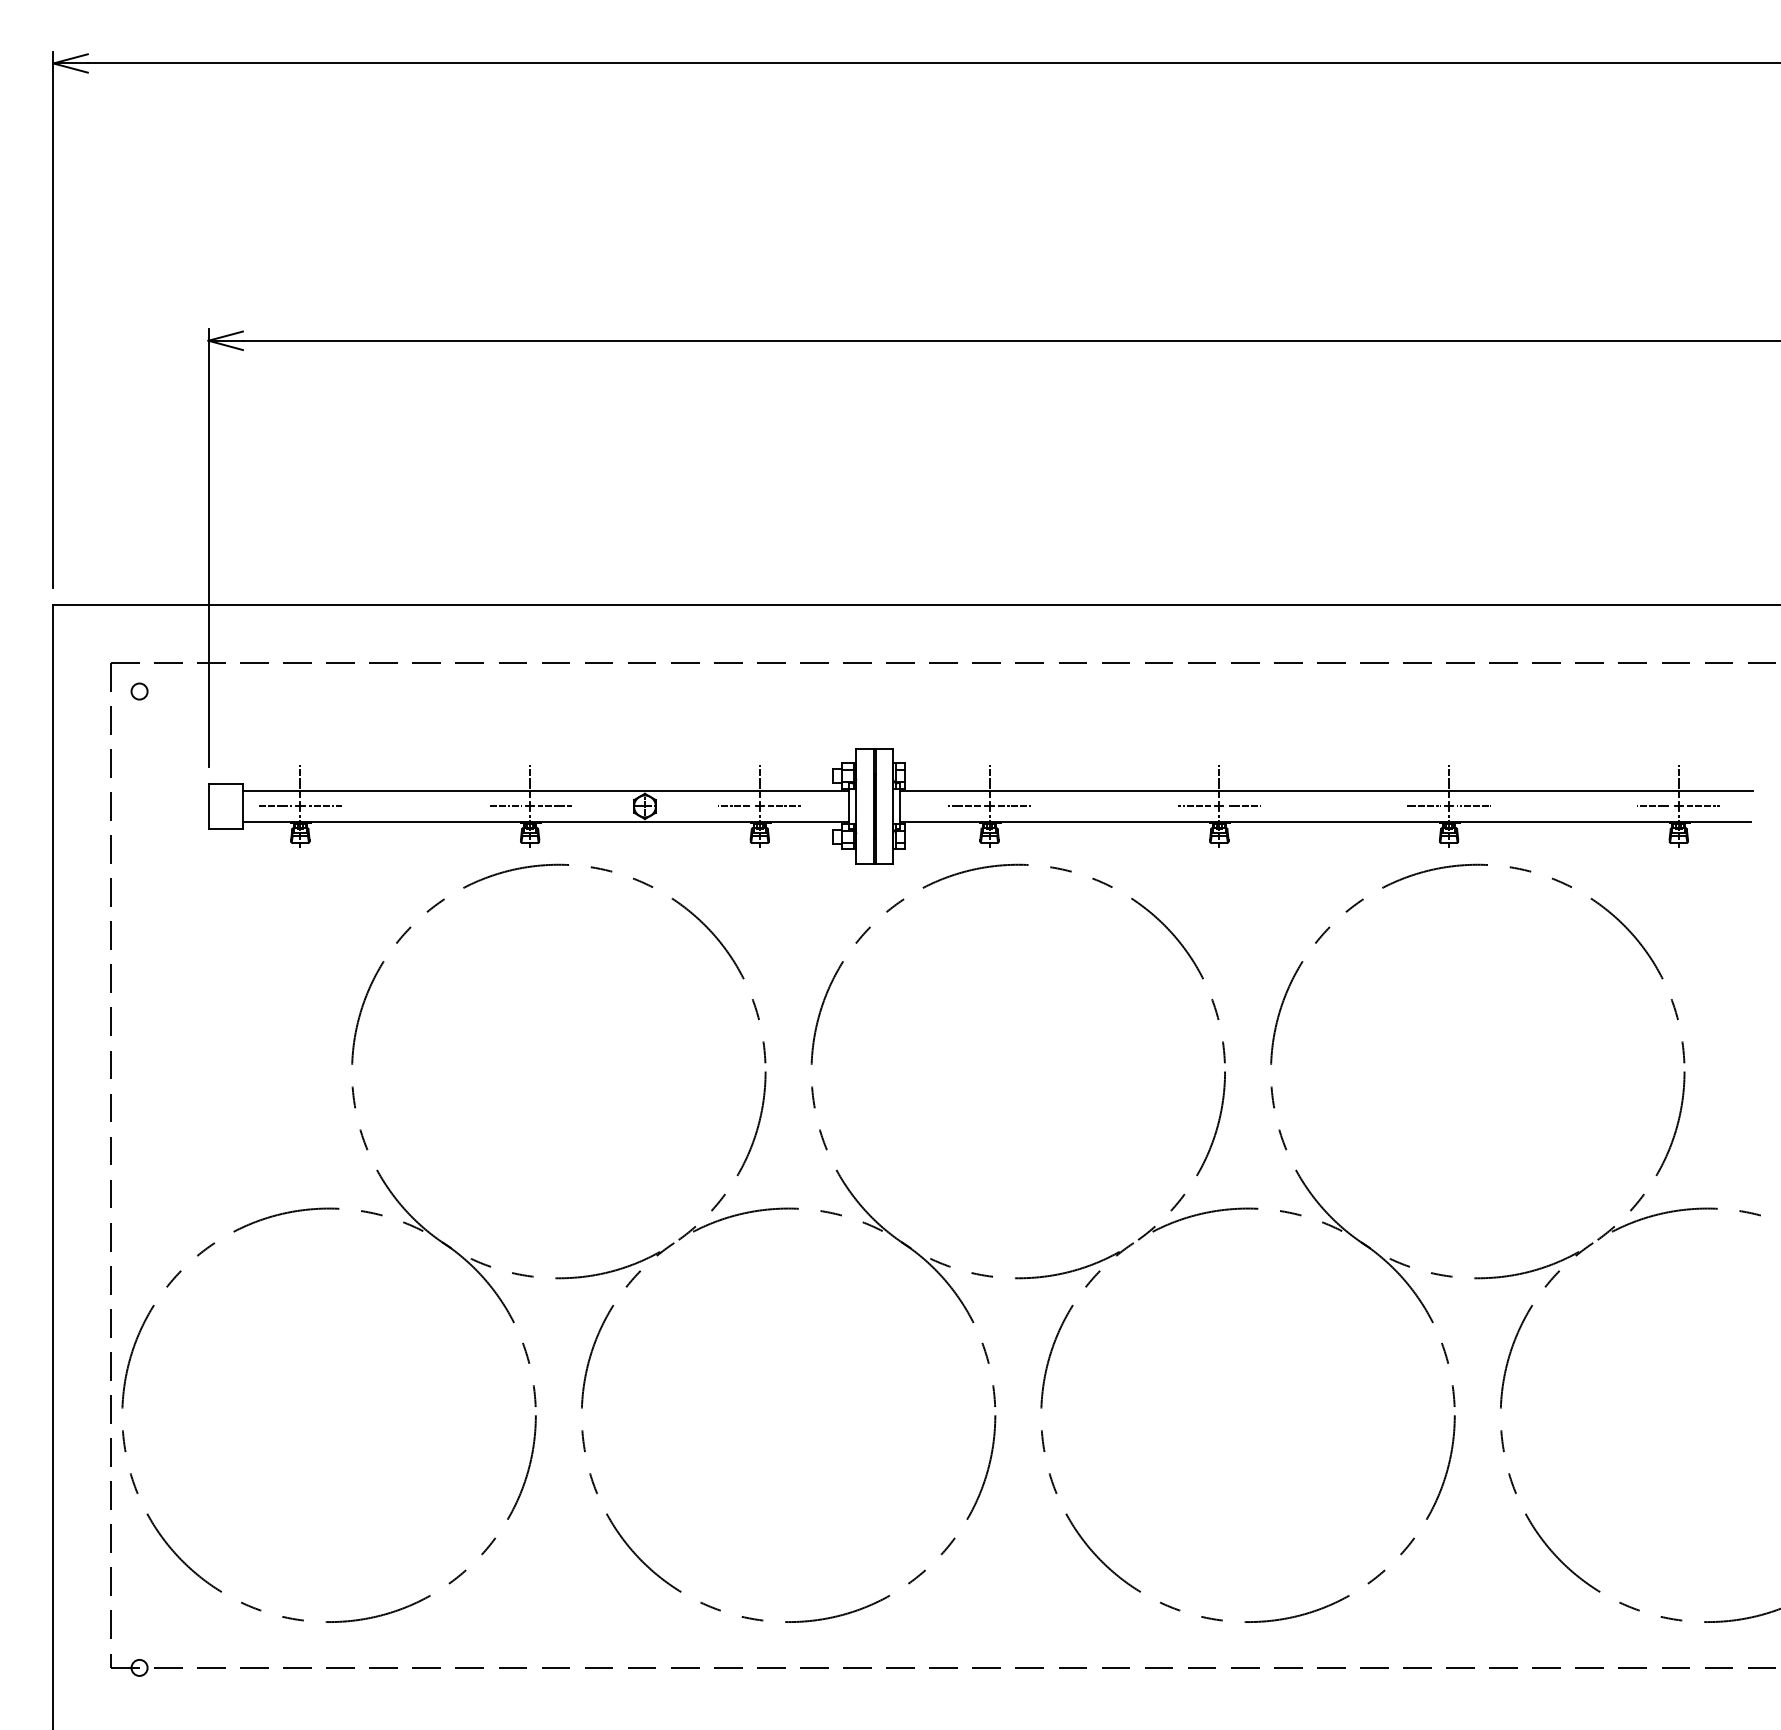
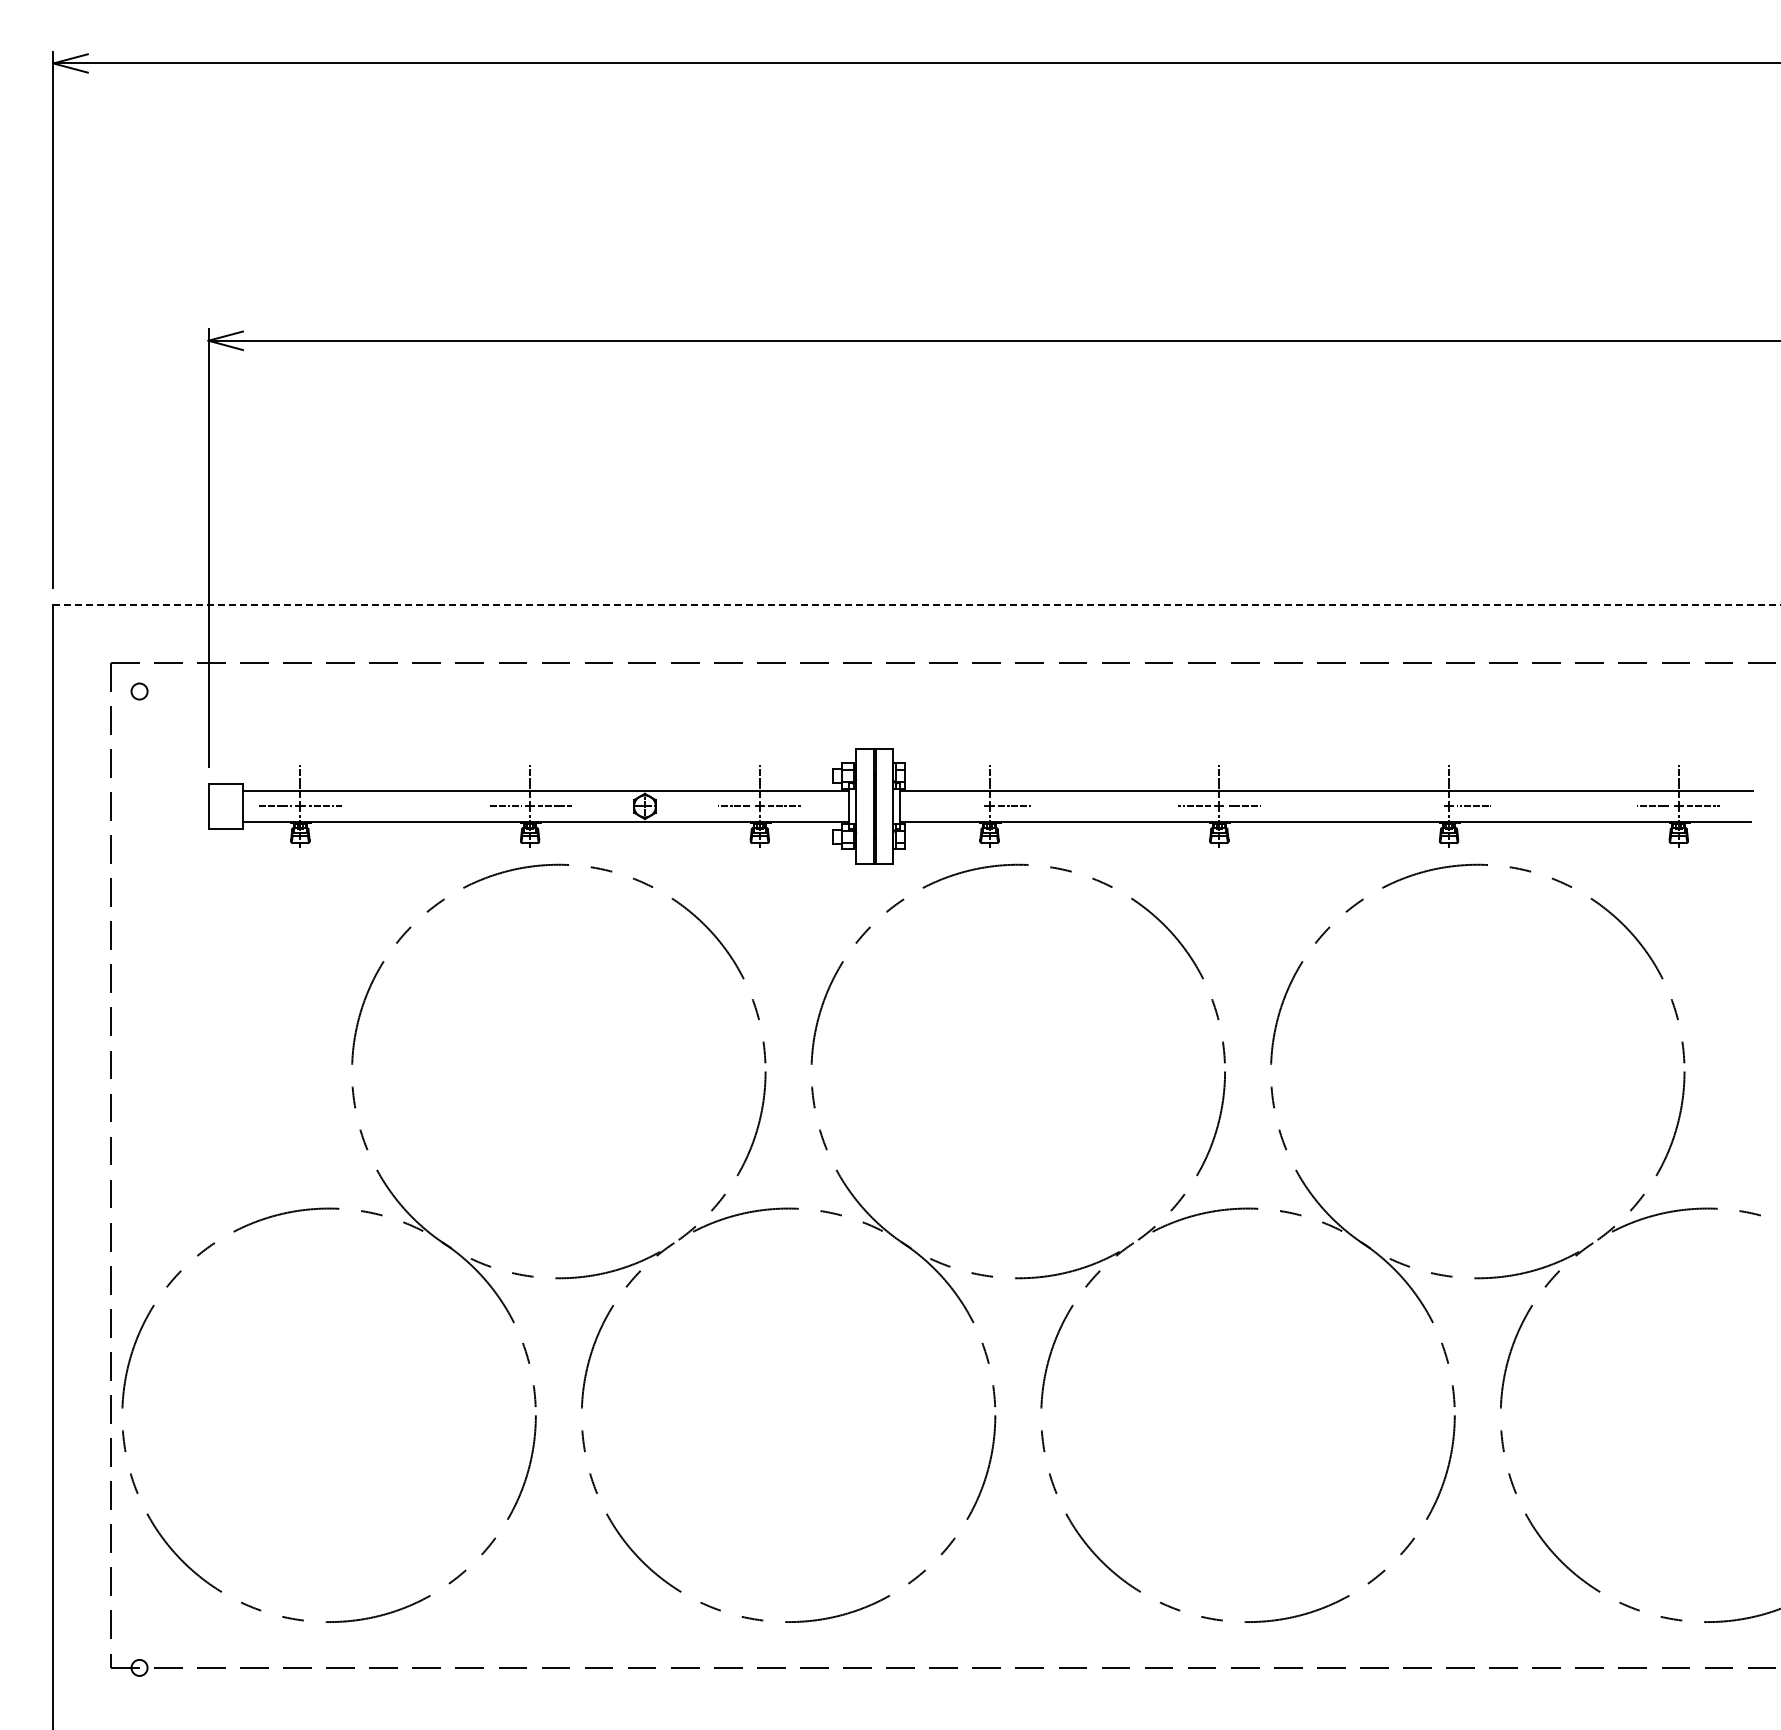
line: solid -> dashed (917, 605)
line: present -> none (964, 806)
line: present -> none (1423, 806)
